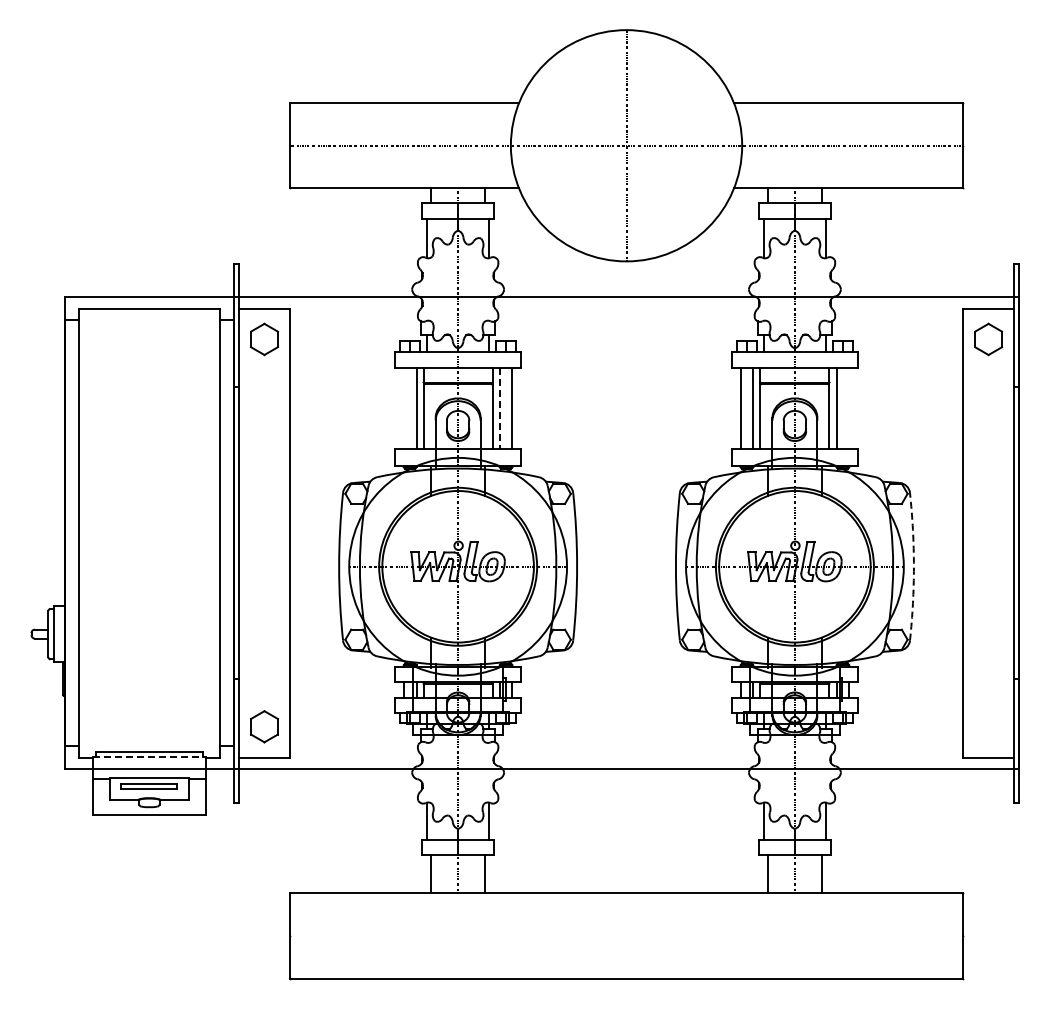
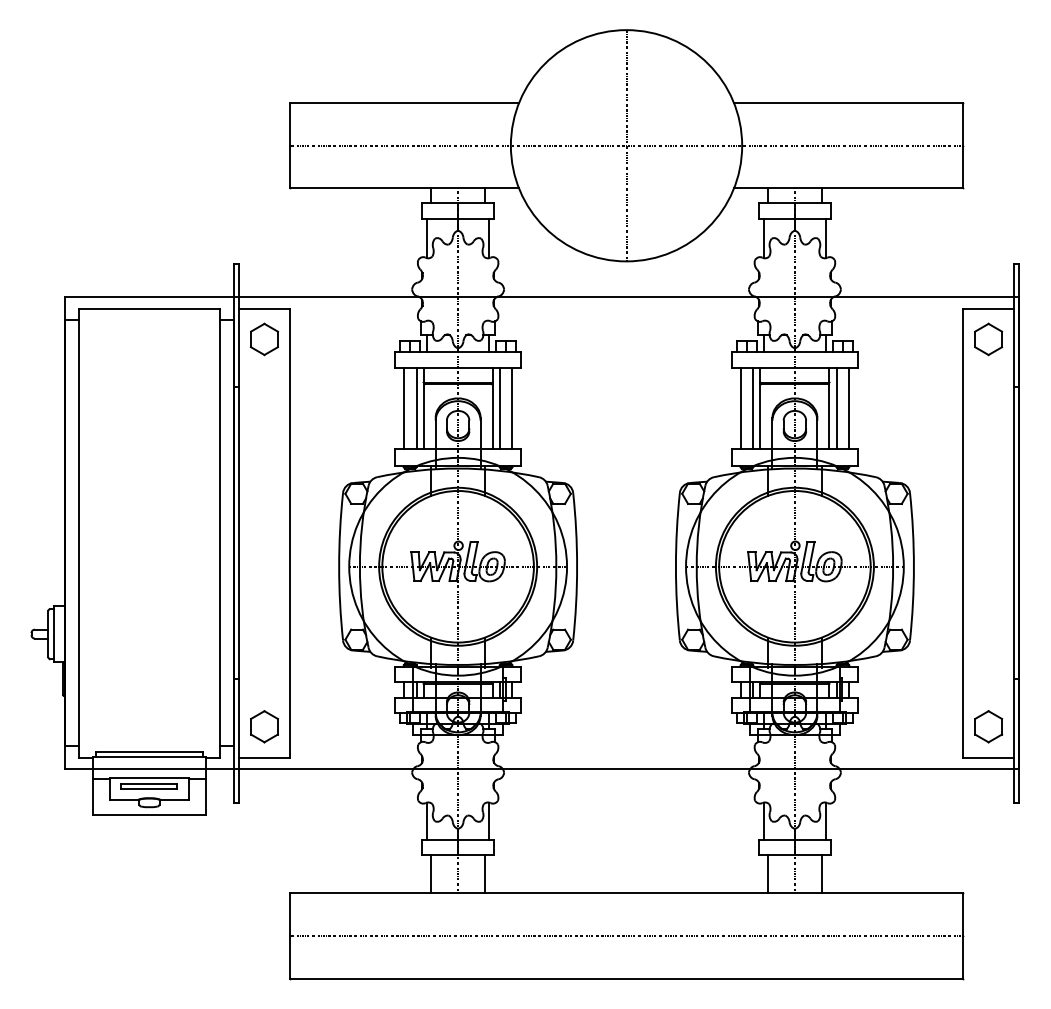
line: none -> present (403, 408)
line: dashed -> solid (499, 408)
line: none -> present (849, 408)
arc: dashed -> solid (913, 566)
part: none -> present (988, 726)
line: dashed -> solid (149, 756)
line: none -> present (626, 936)
